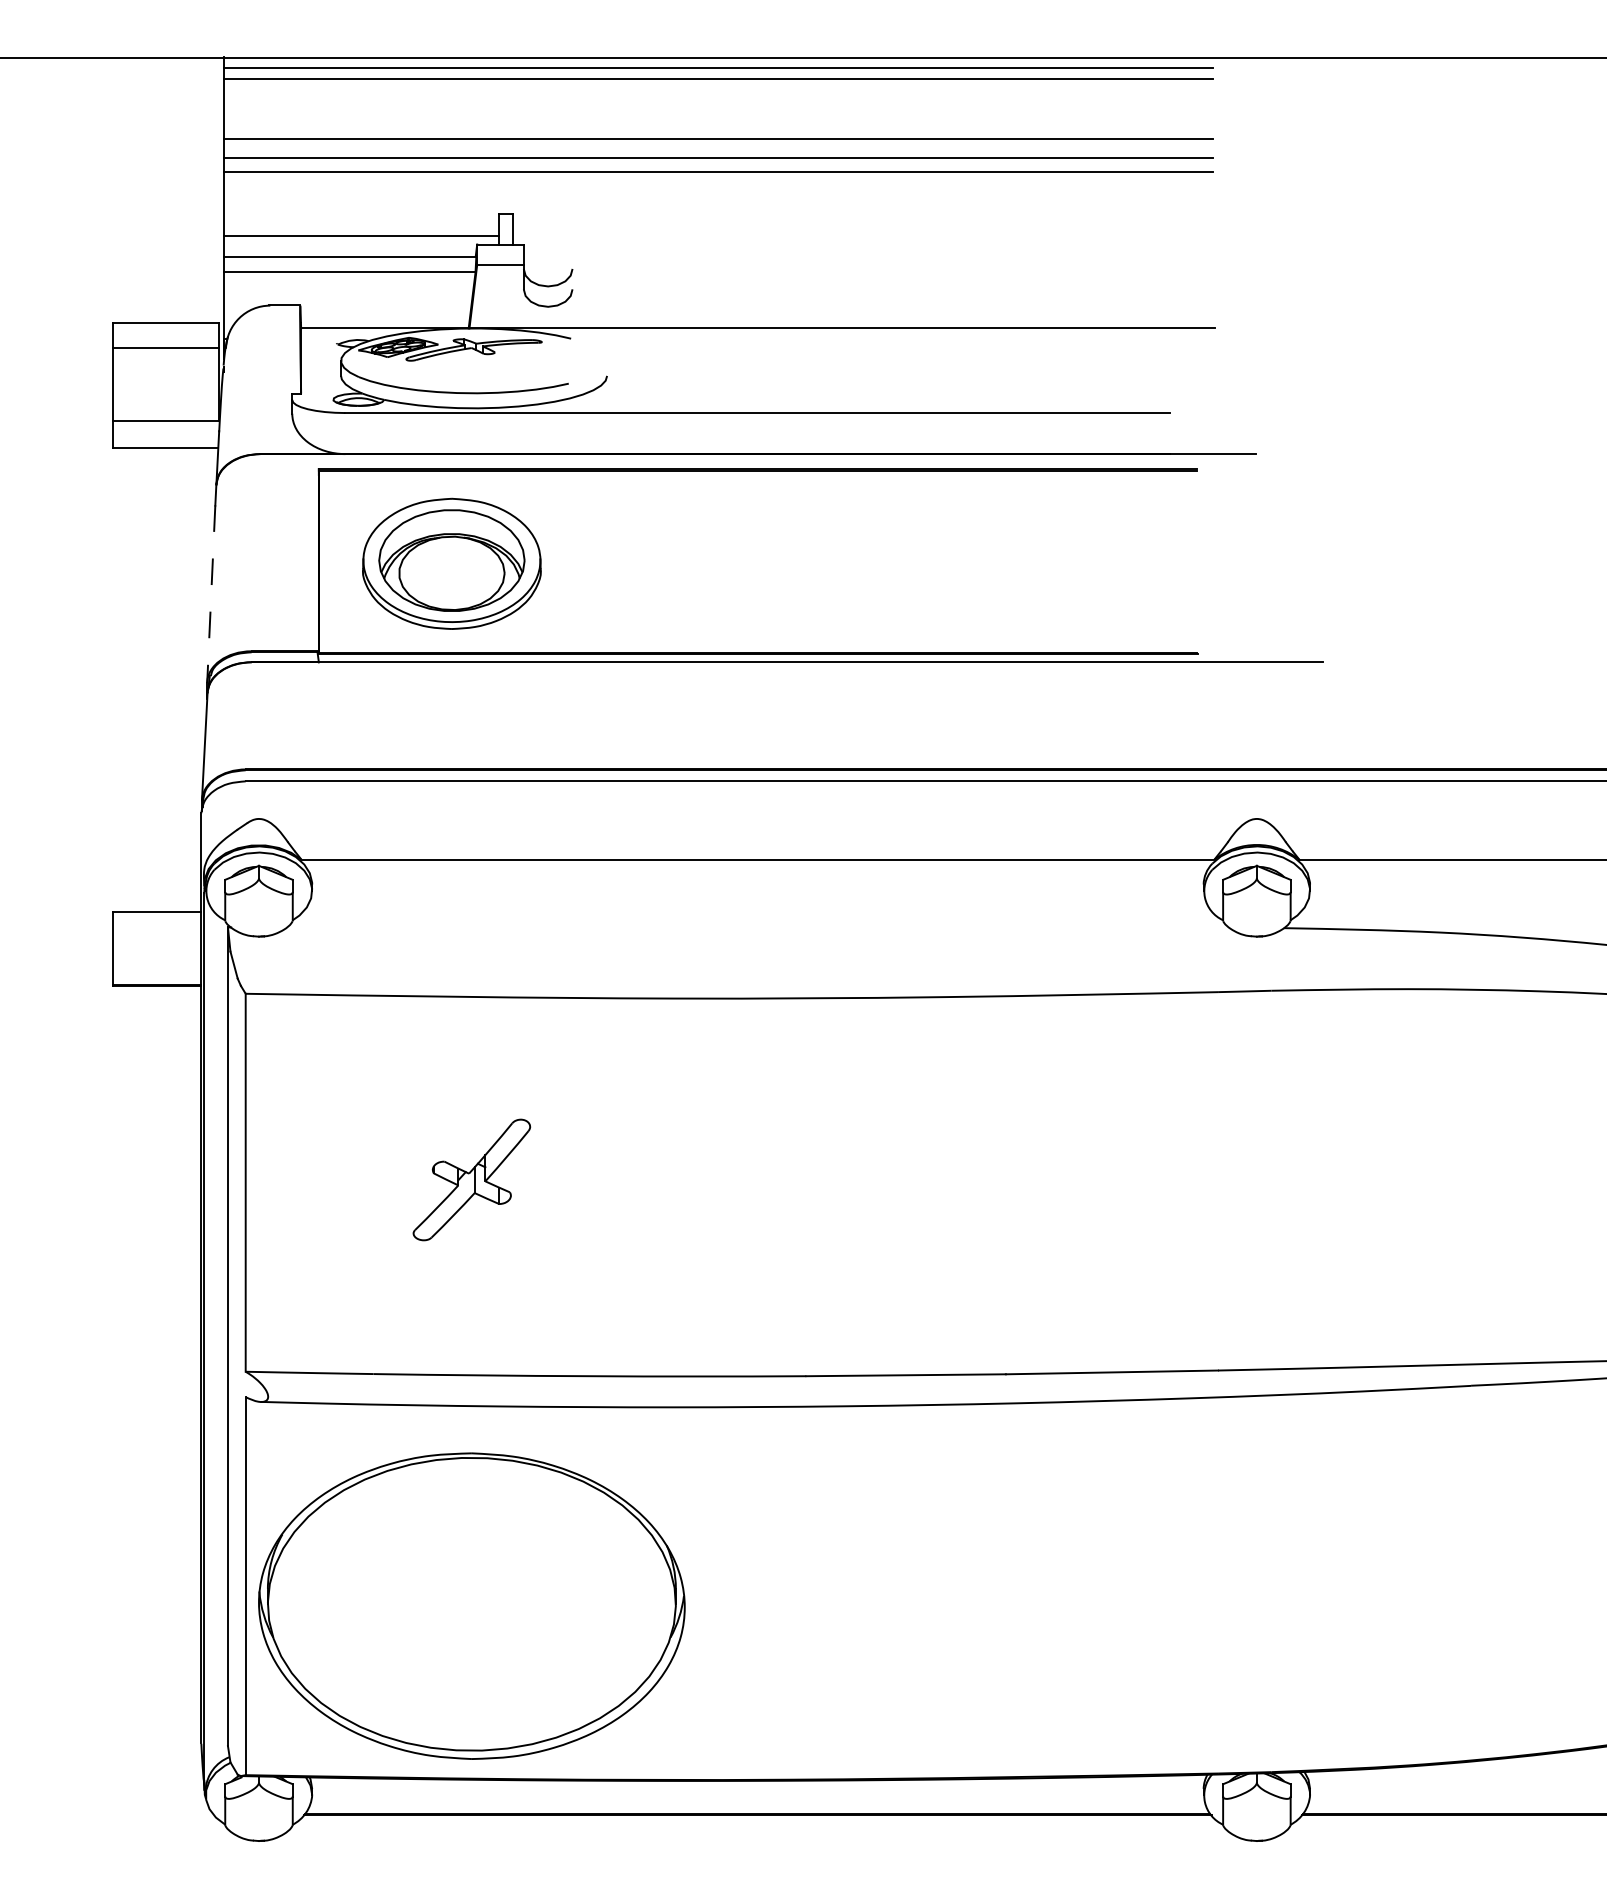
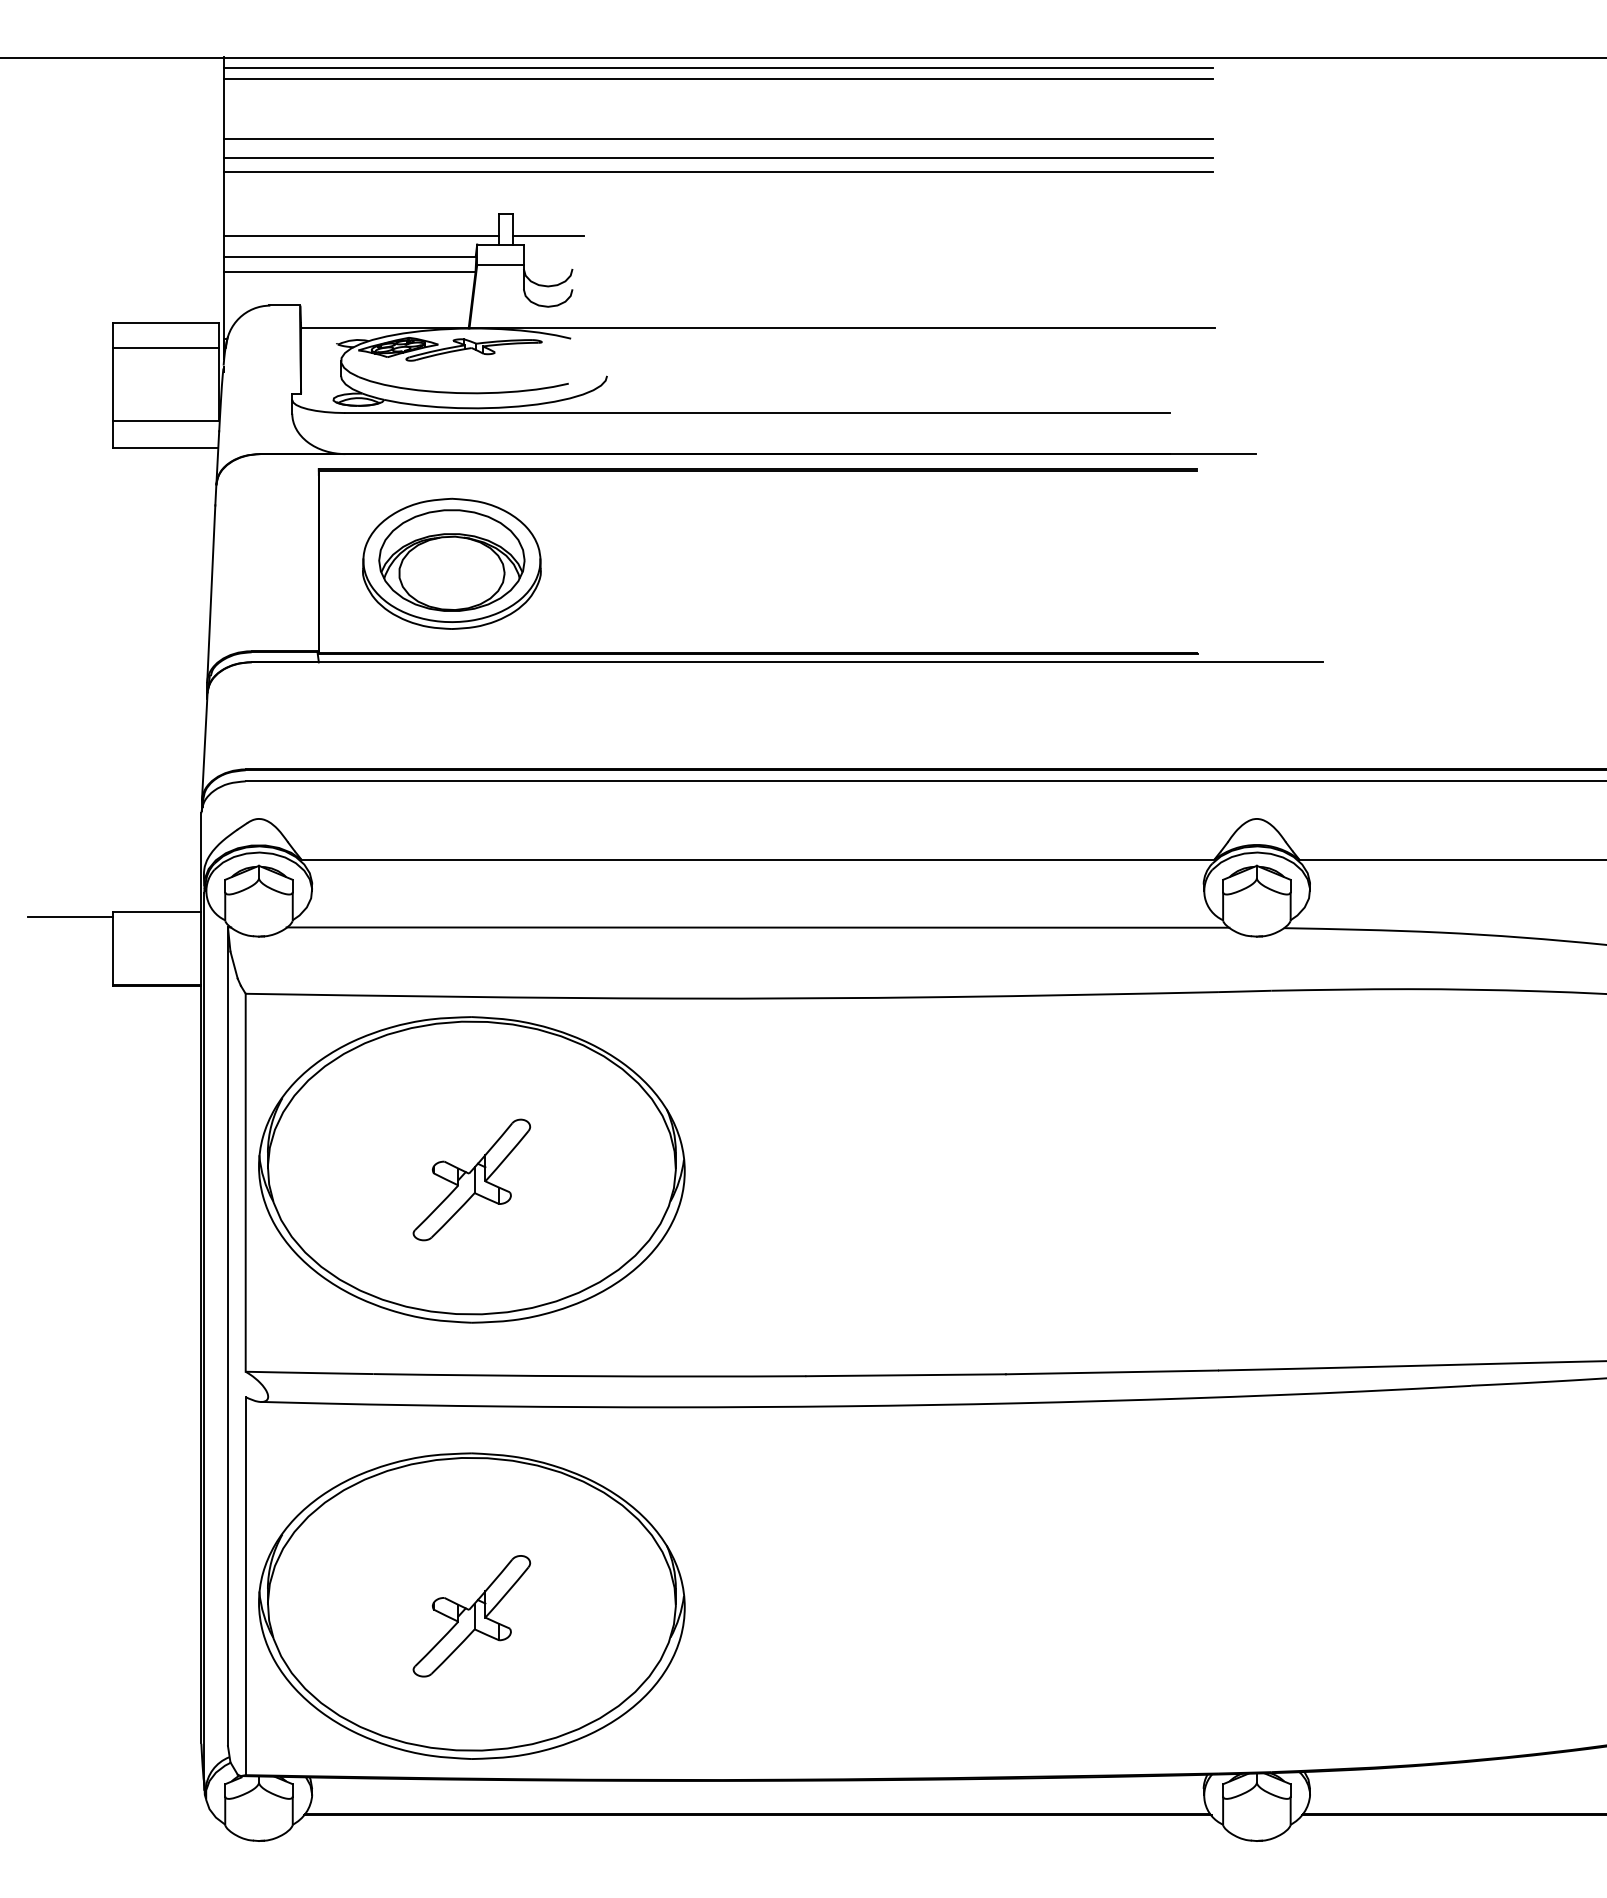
line: none -> present (547, 235)
line: dashed -> solid (211, 594)
line: none -> present (70, 917)
line: none -> present (757, 927)
part: none -> present (471, 1169)
part: none -> present (471, 1616)
